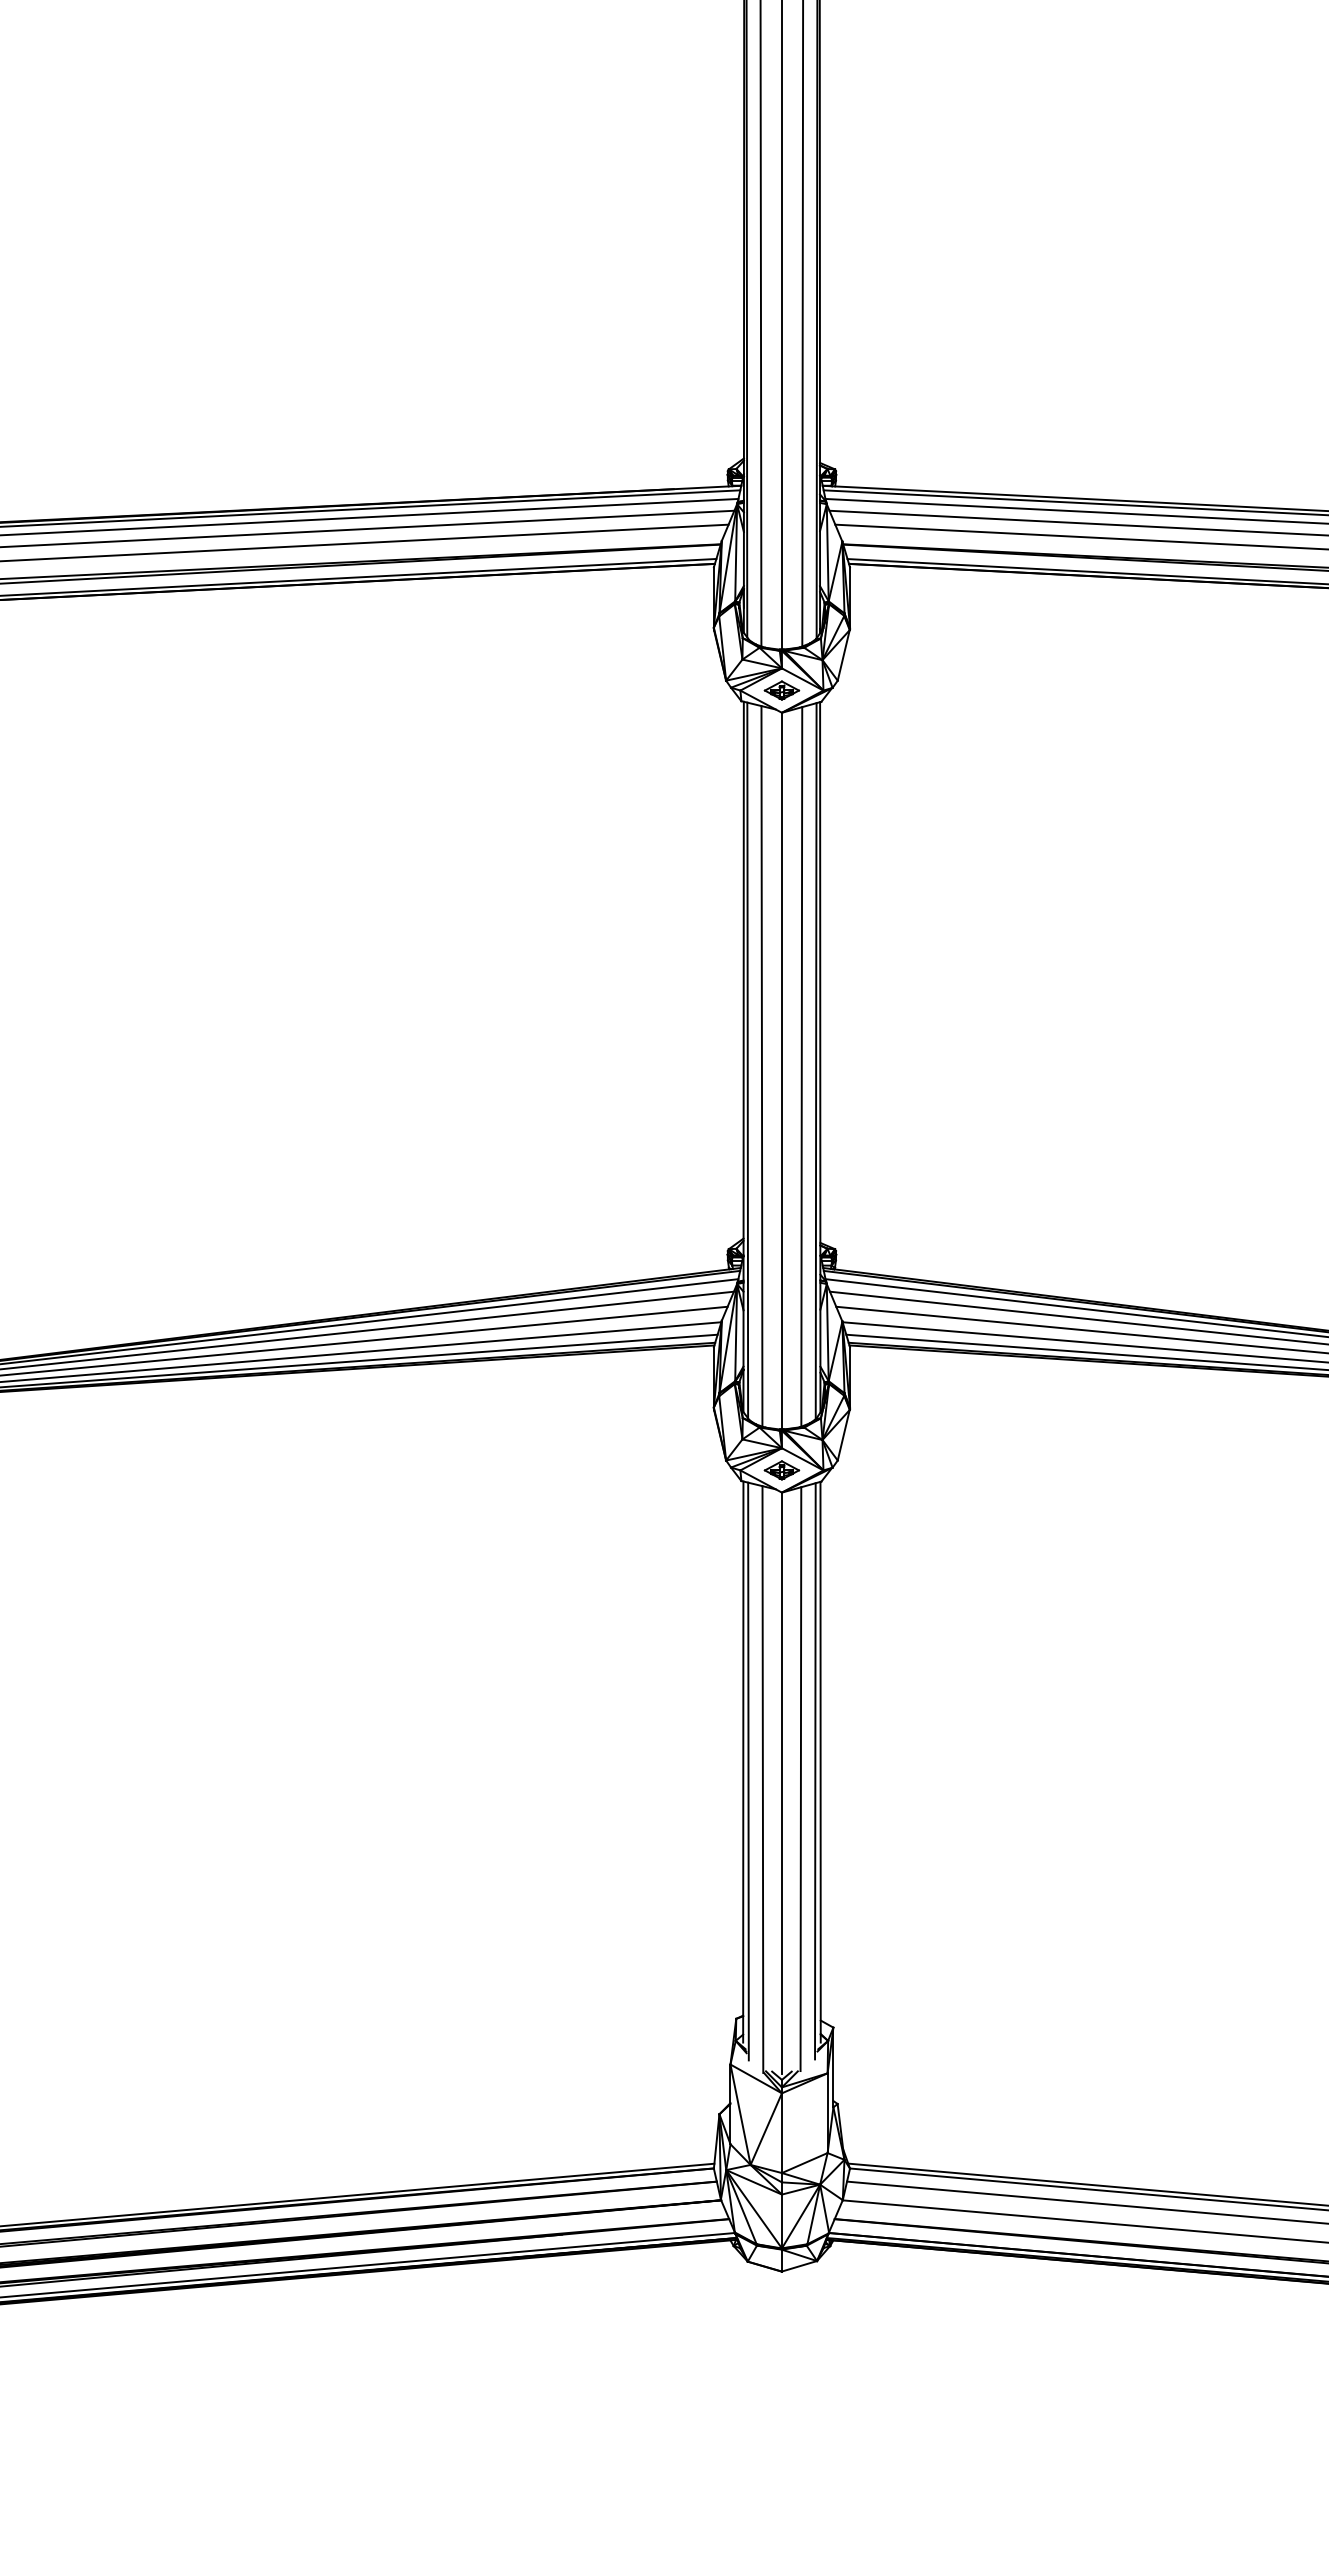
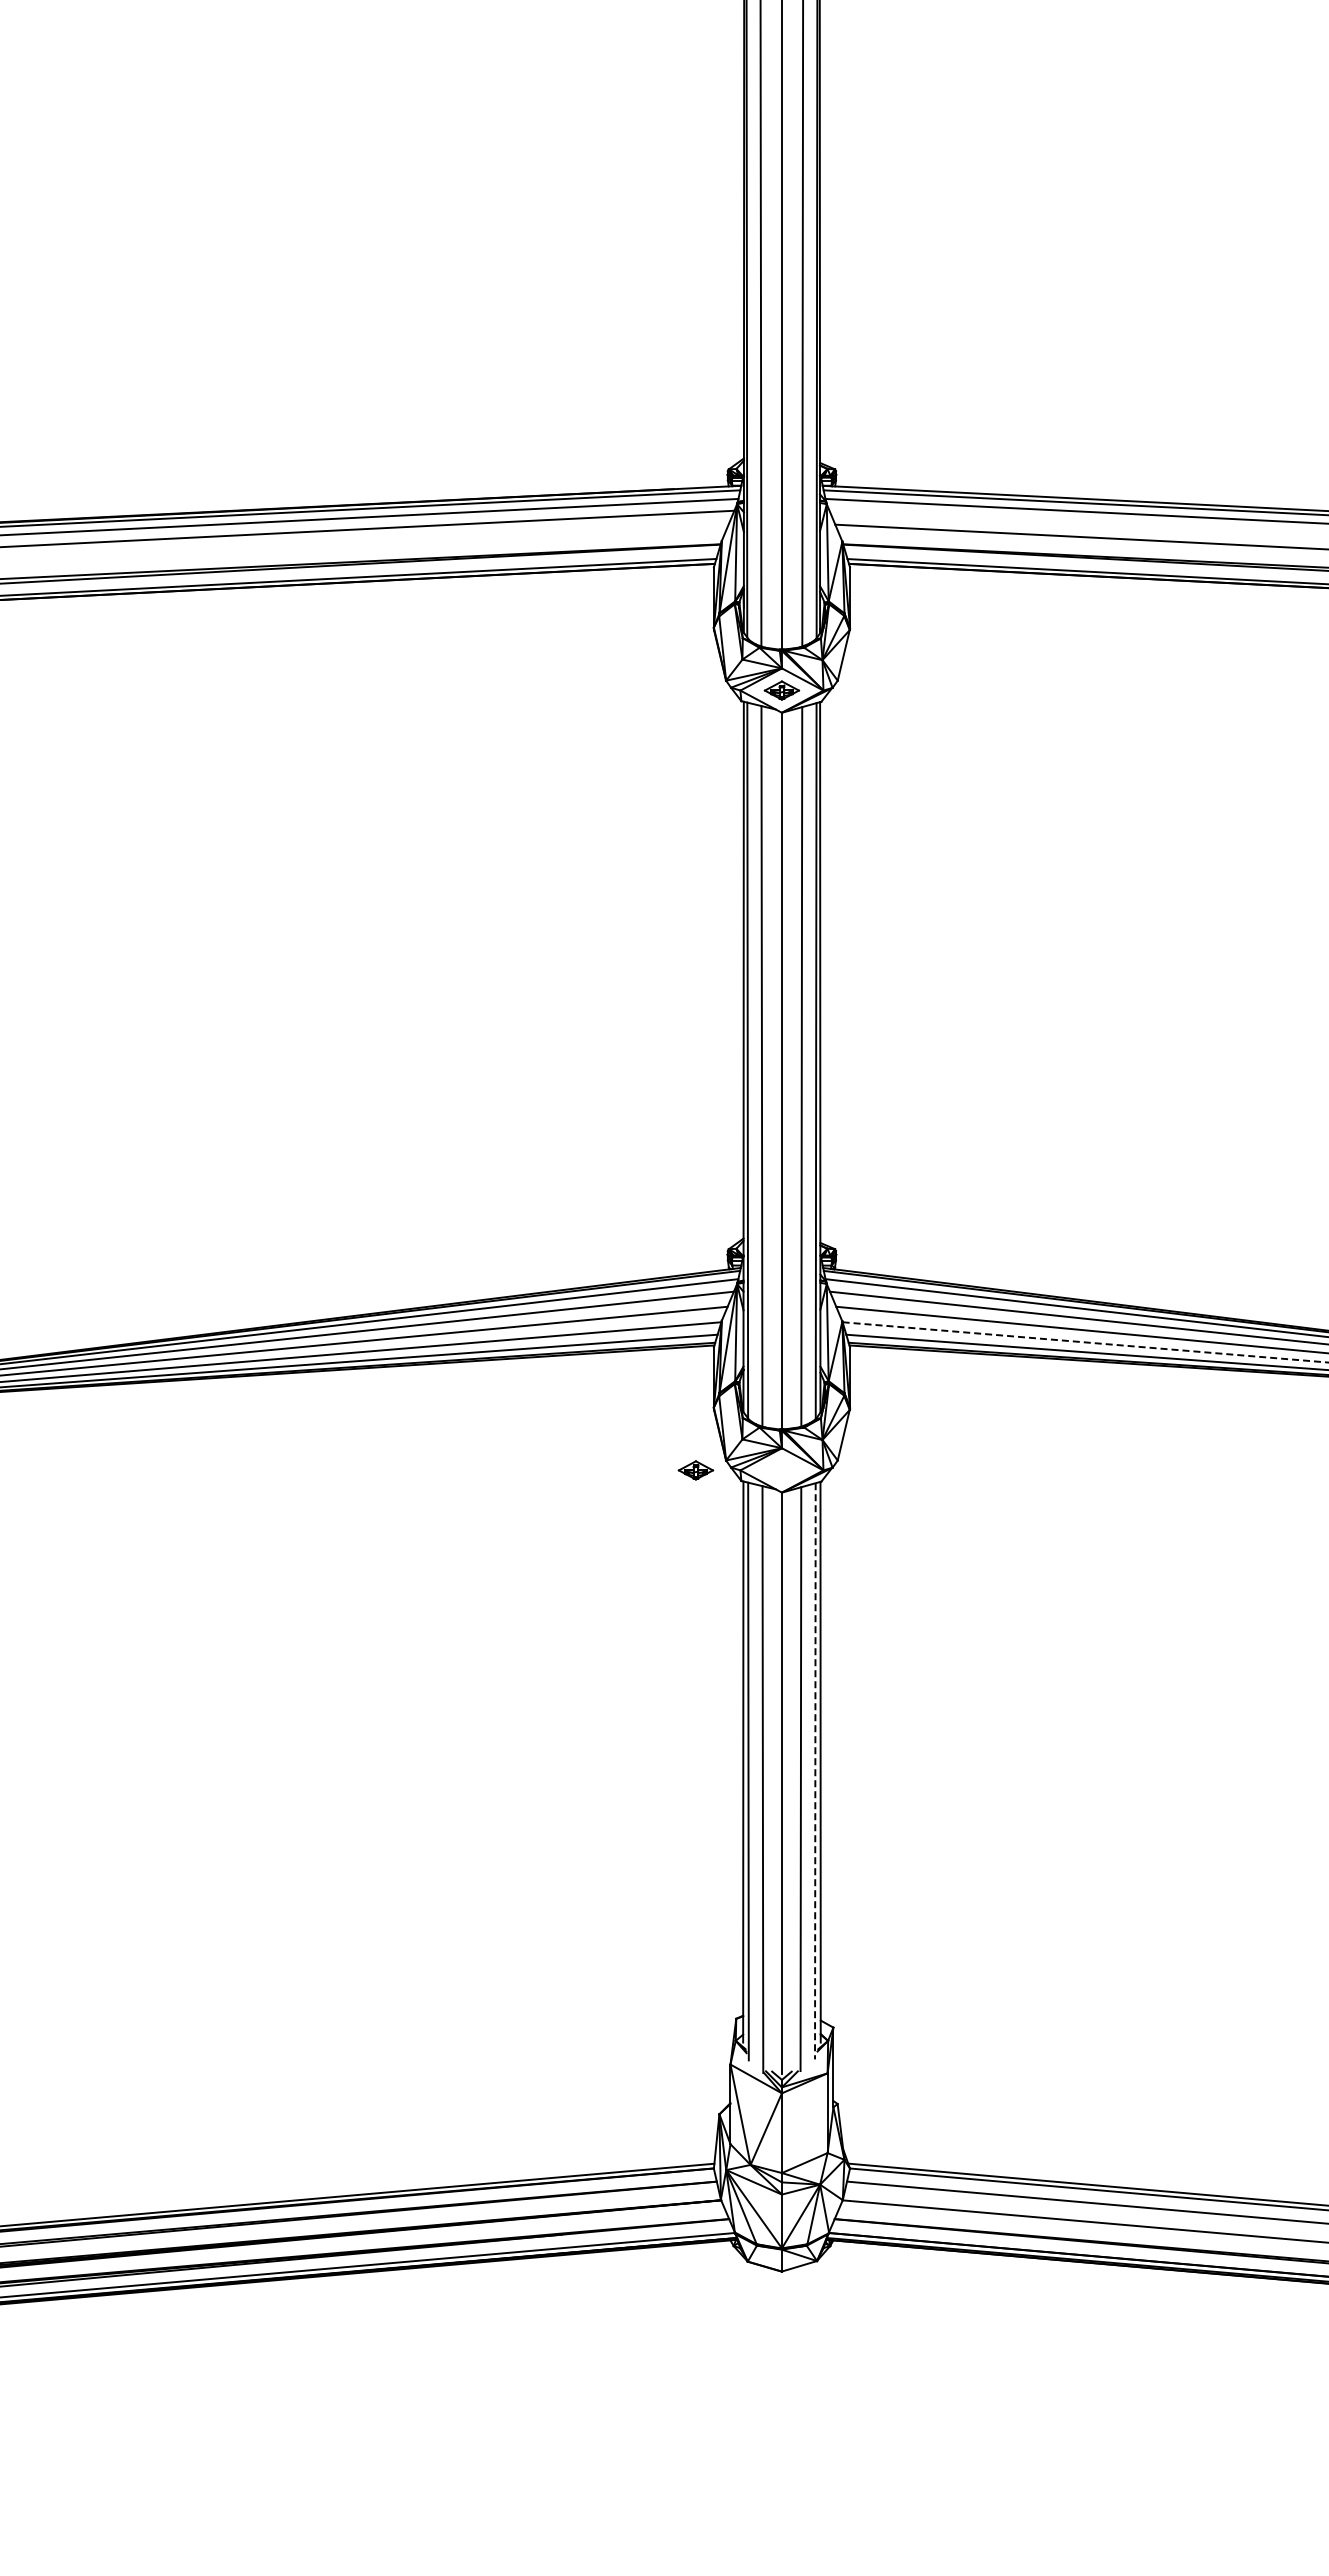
line: present -> none (1077, 522)
line: present -> none (365, 542)
line: solid -> dashed (1085, 1342)
part position: (781, 1470) -> (695, 1470) (695, 1470)
line: solid -> dashed (815, 1771)
